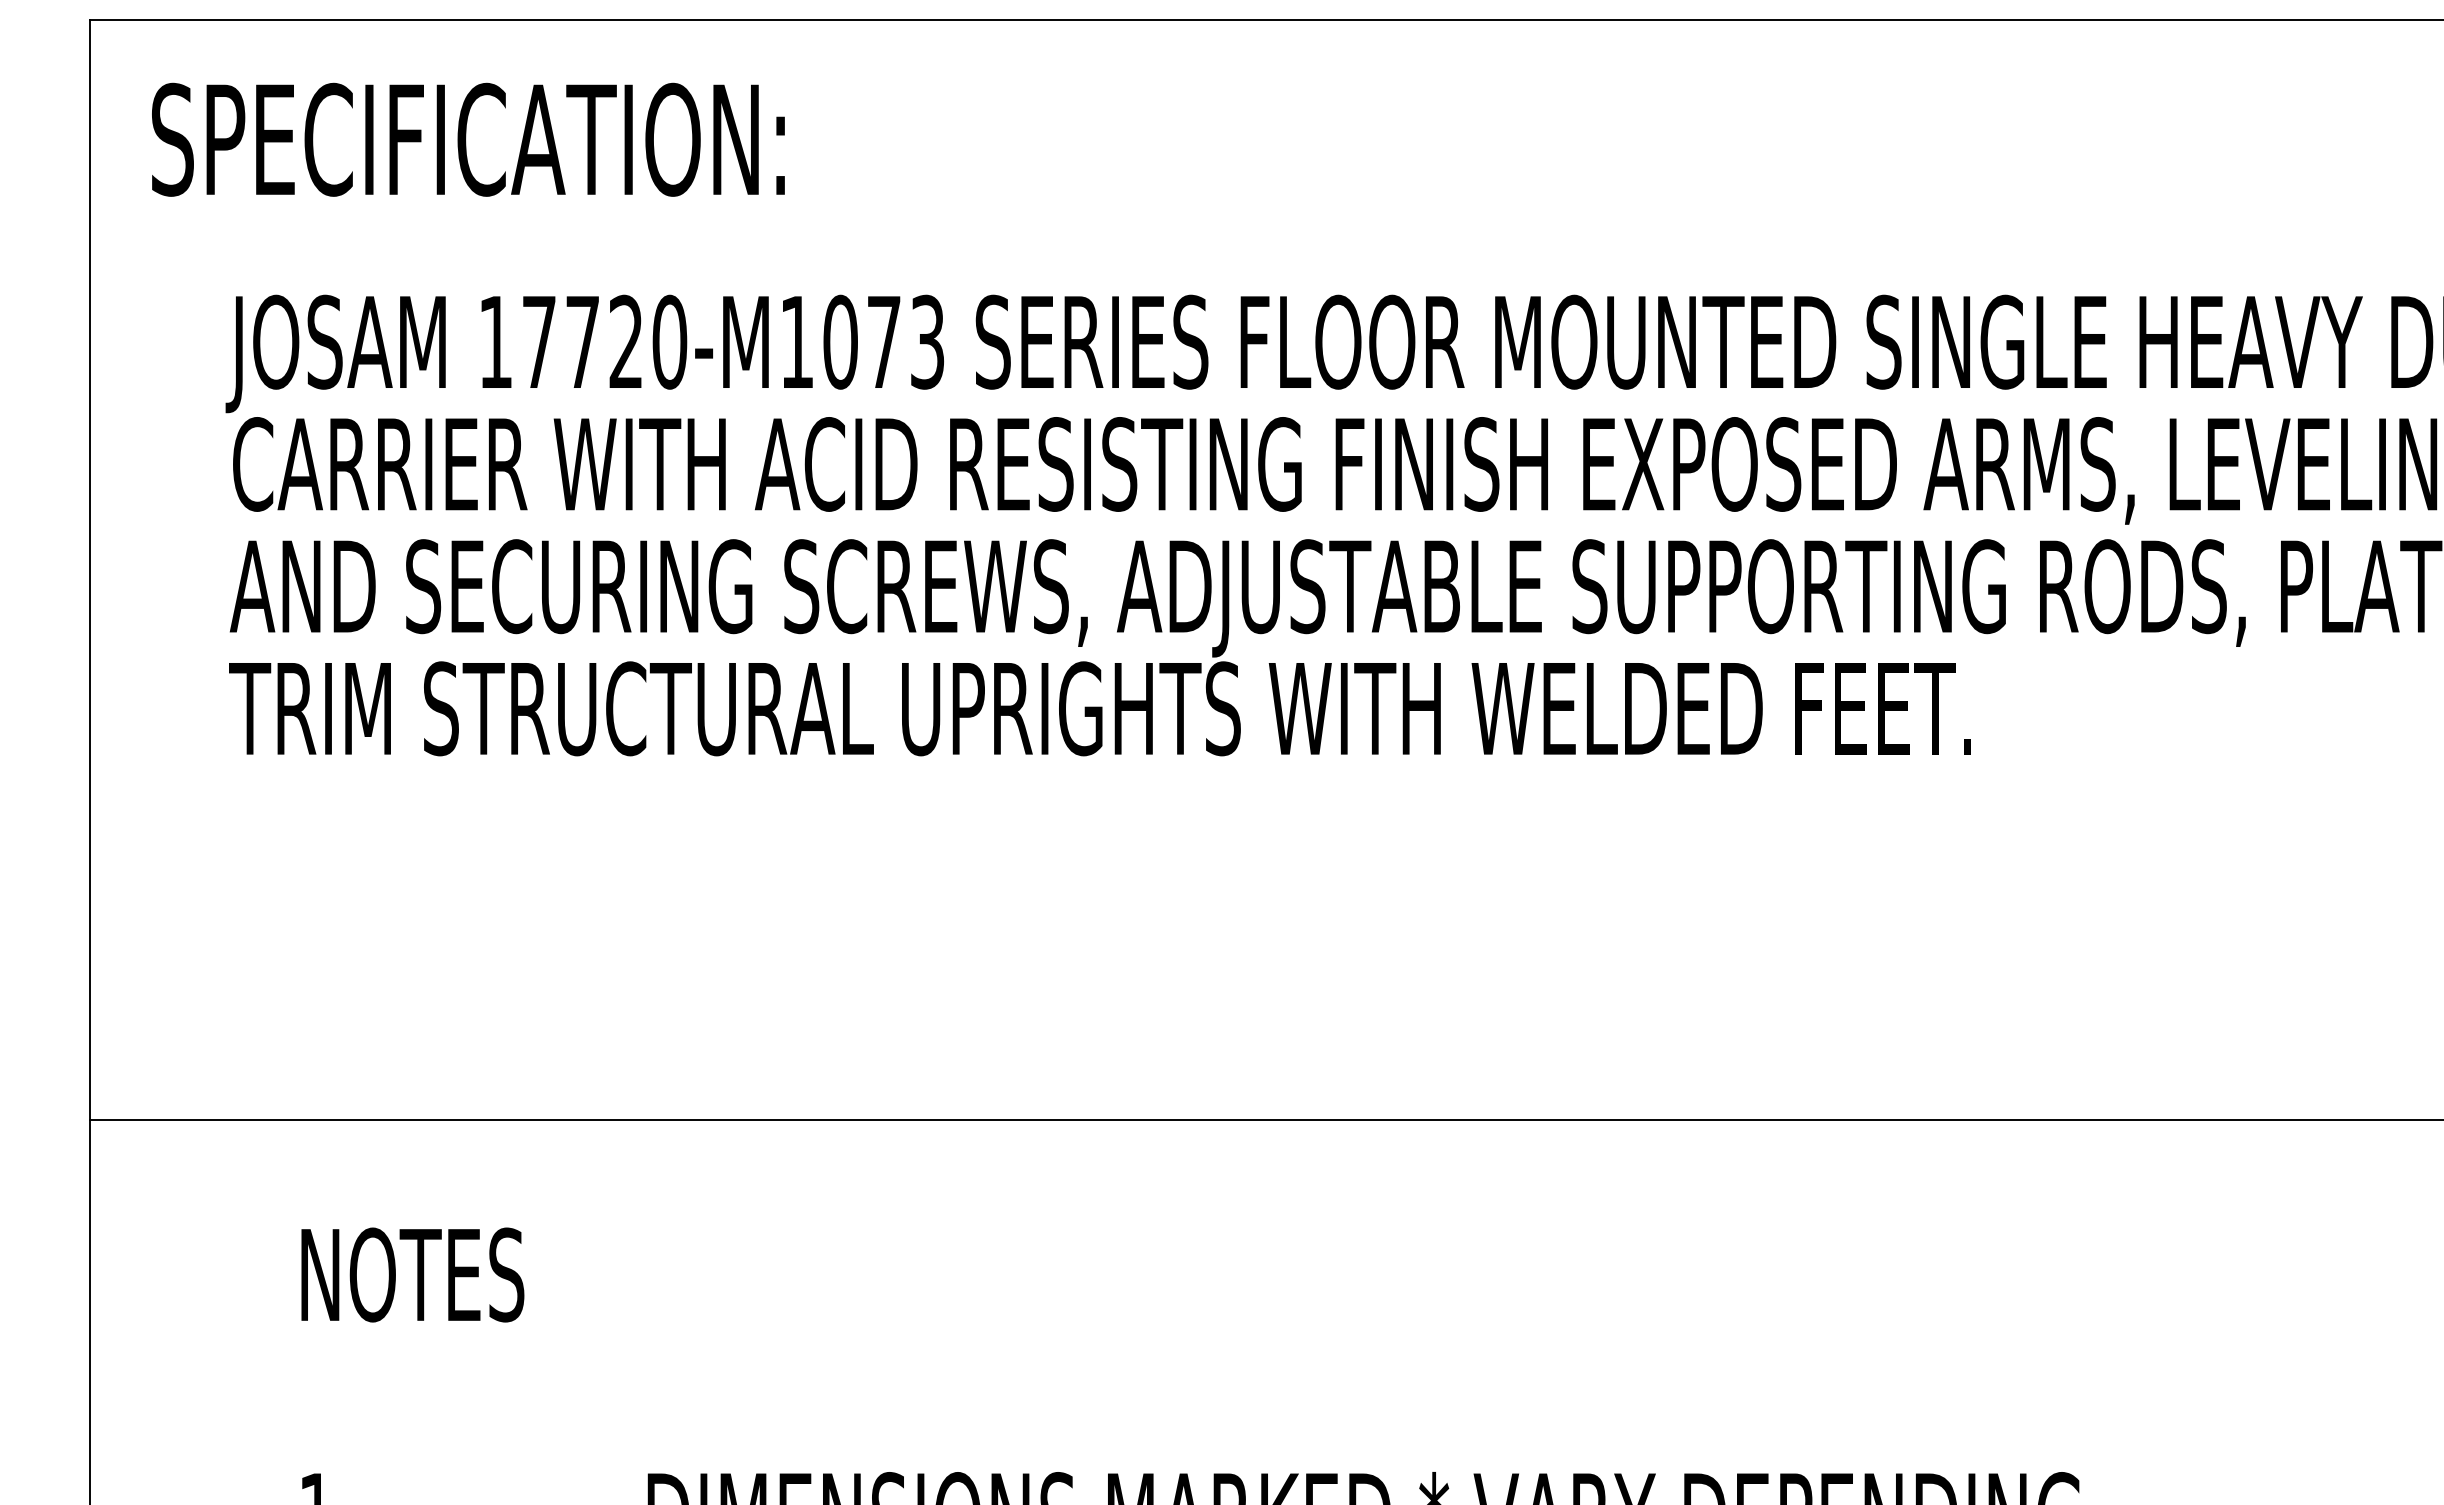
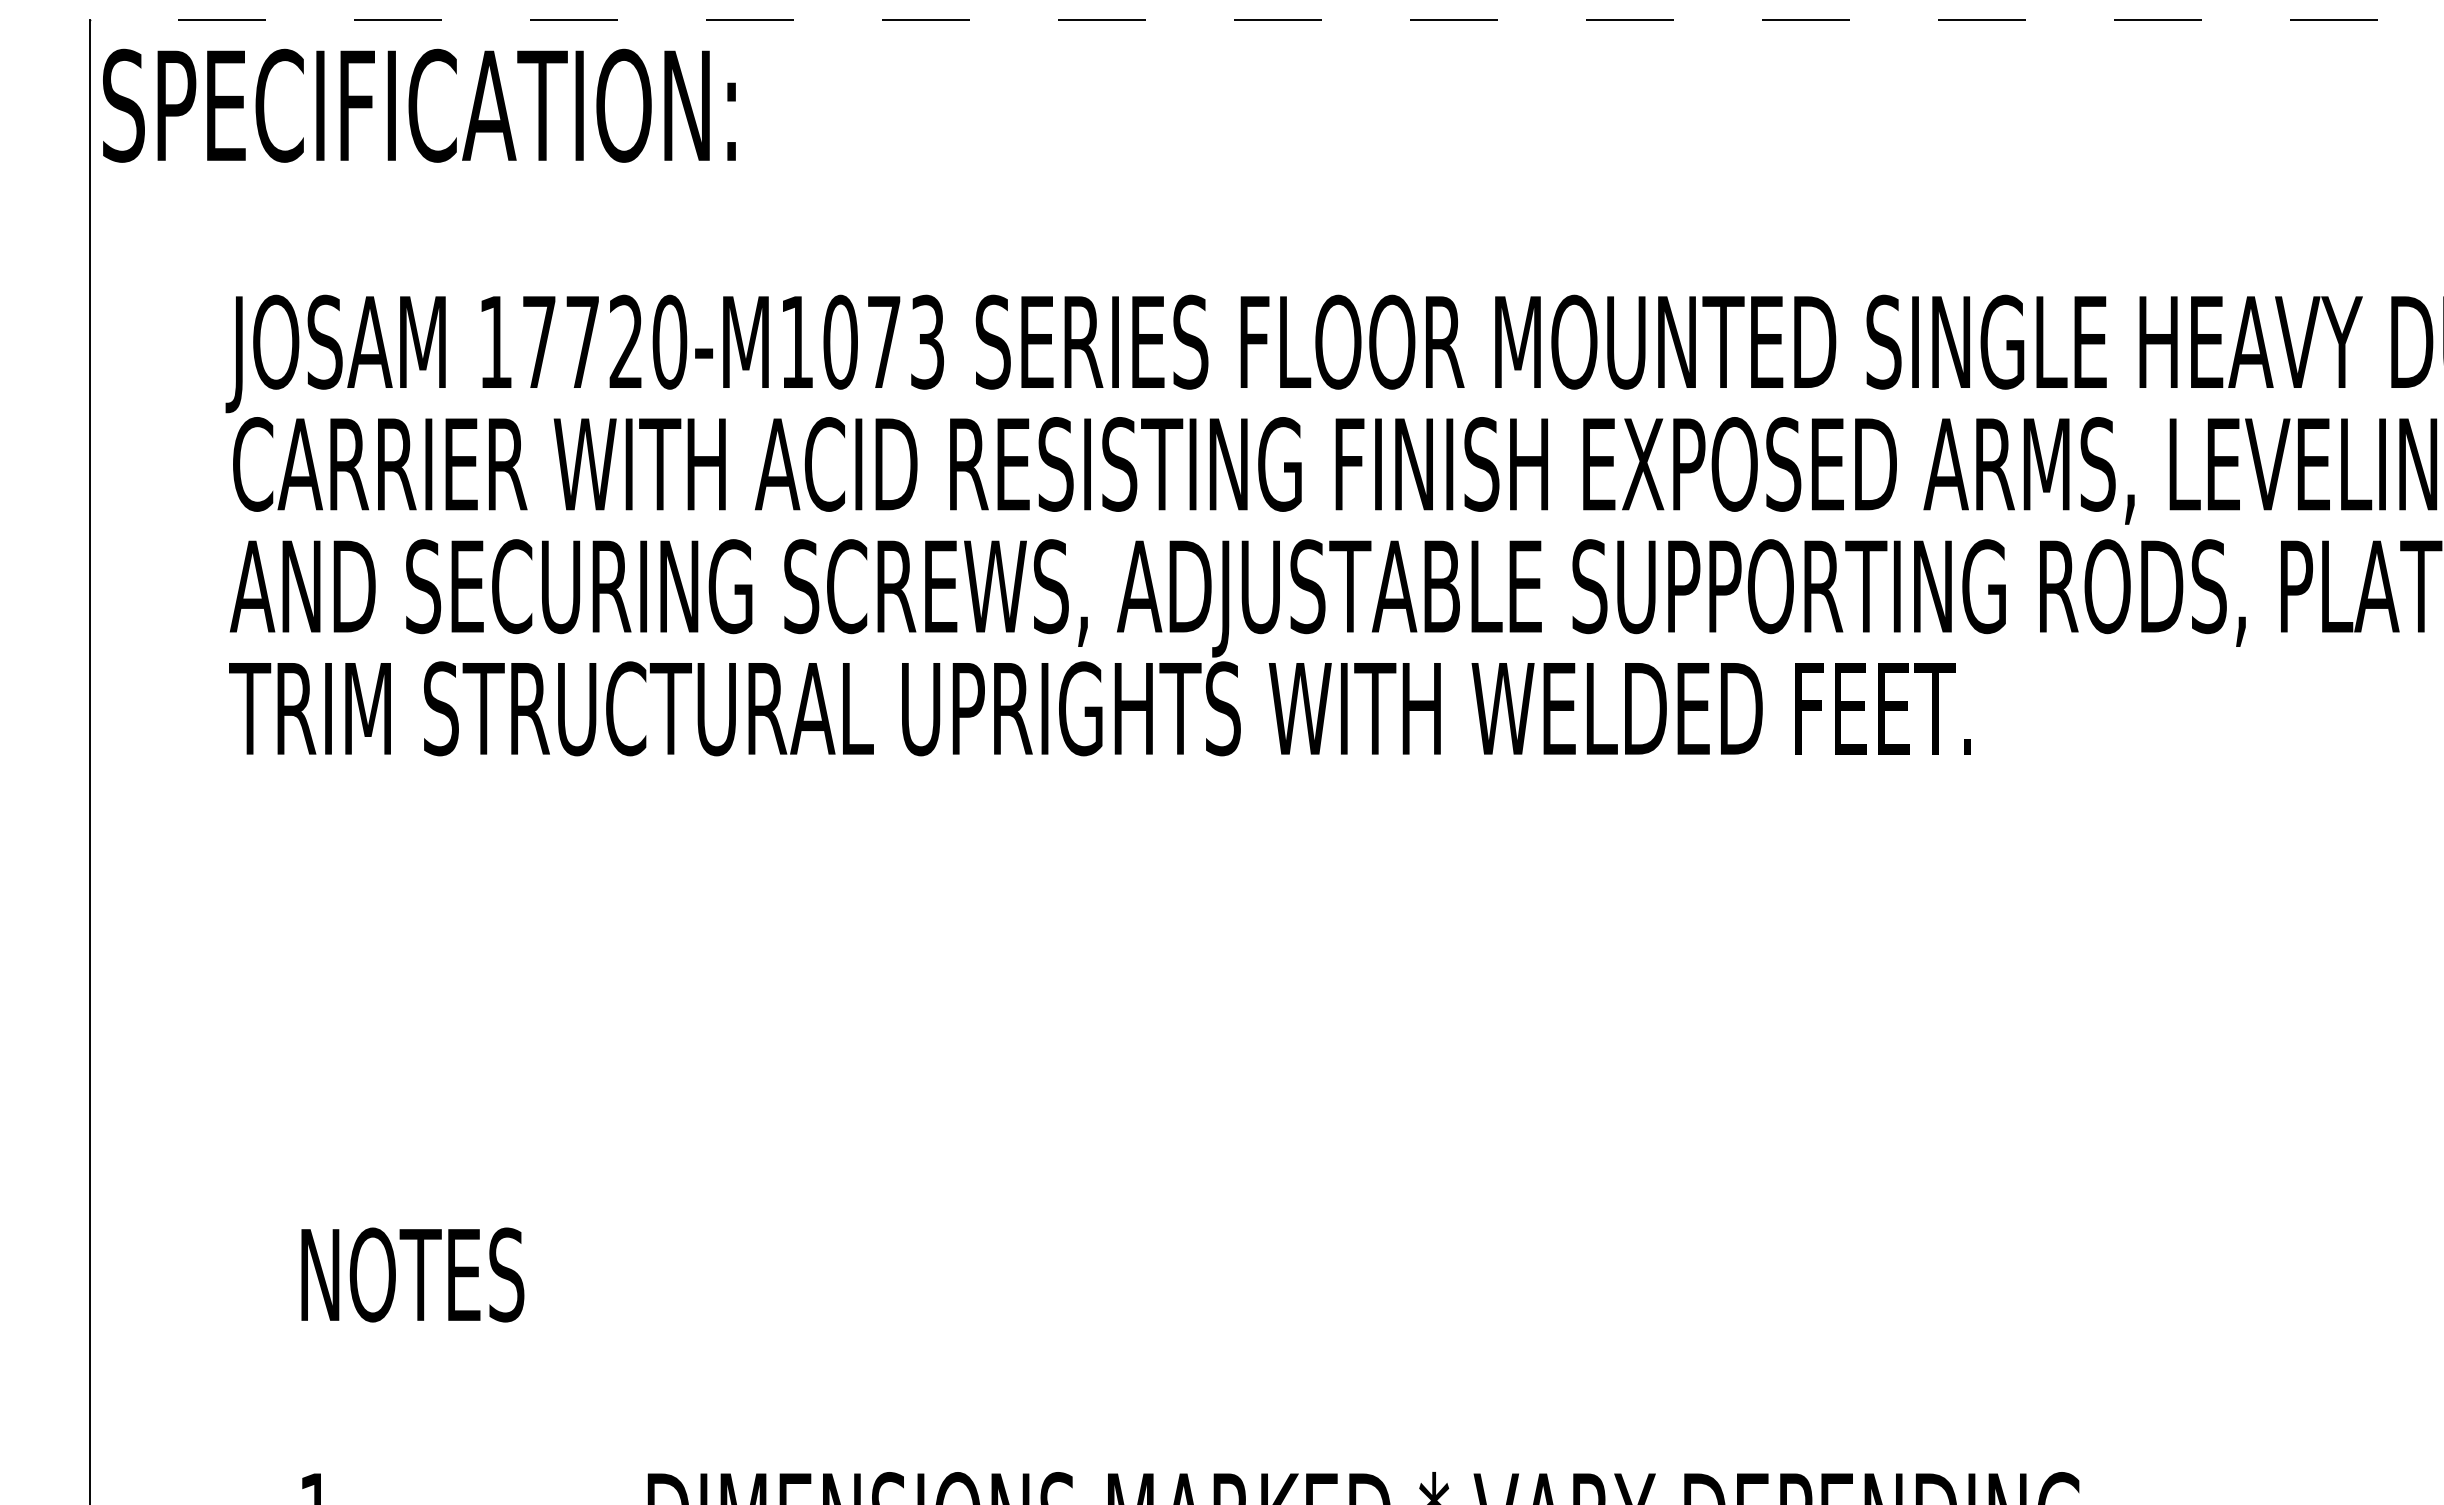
line: solid -> dashed (1267, 20)
text position: (468, 139) -> (419, 105) (419, 105)
line: present -> none (1265, 1119)
